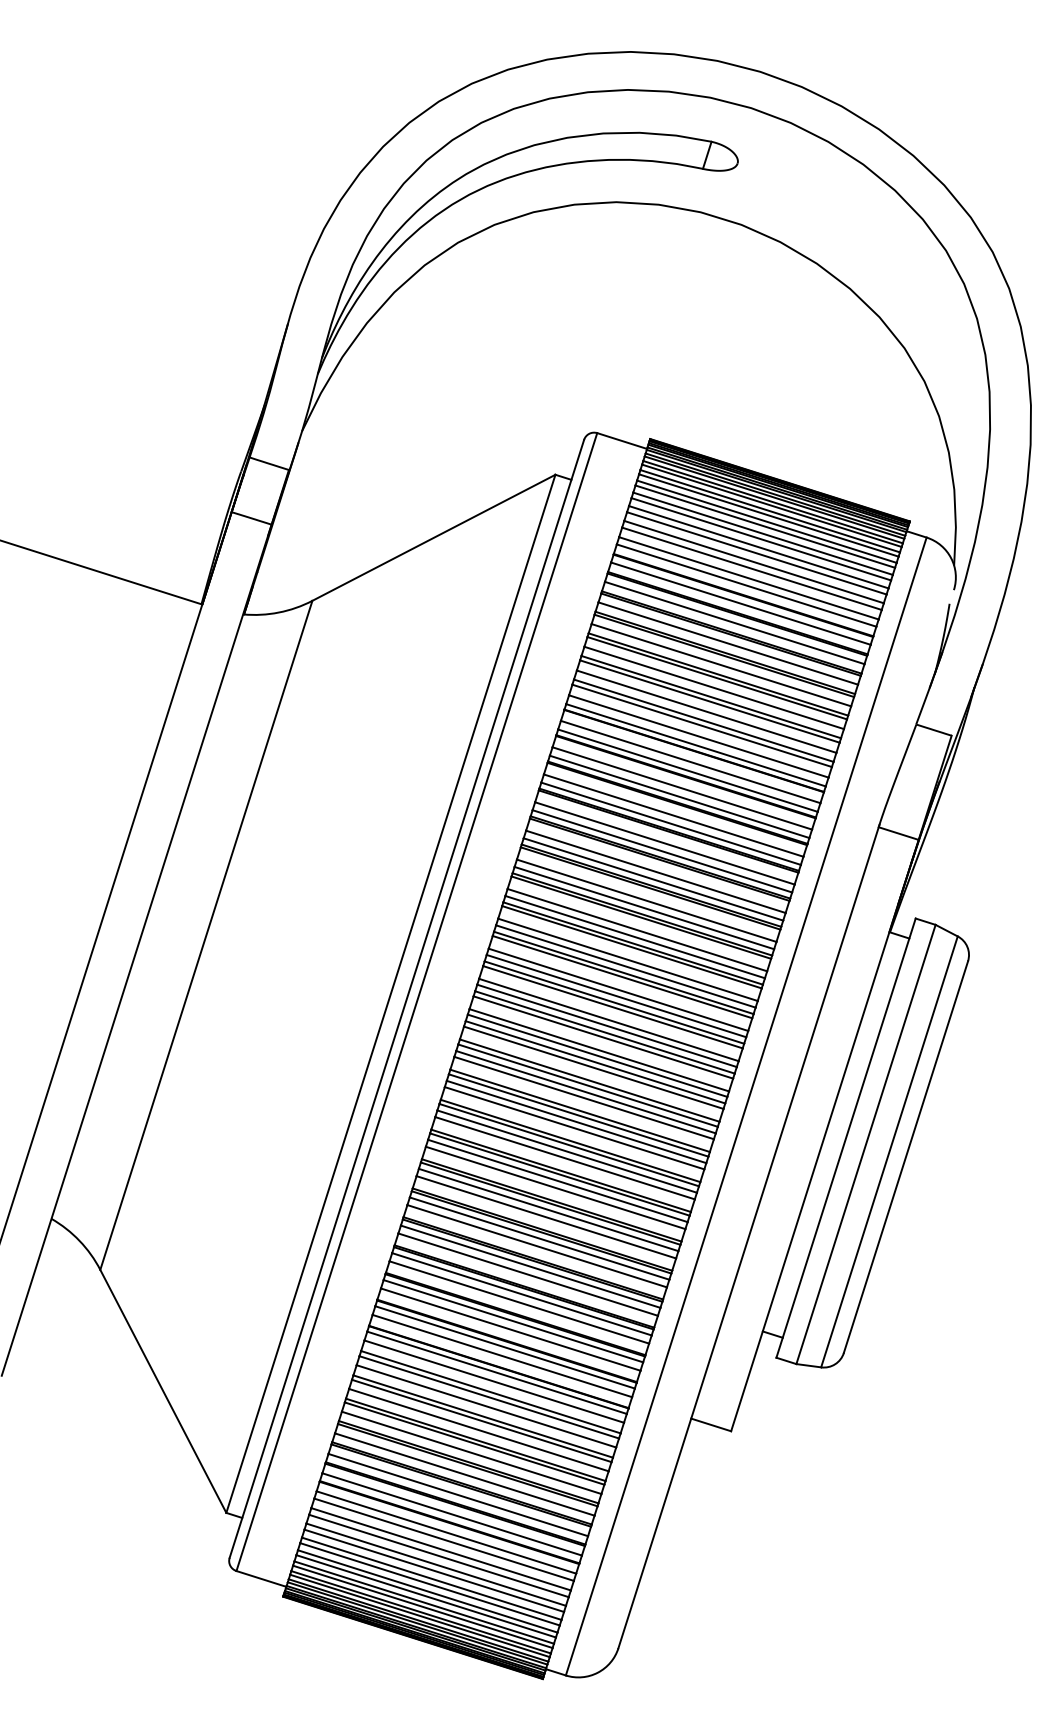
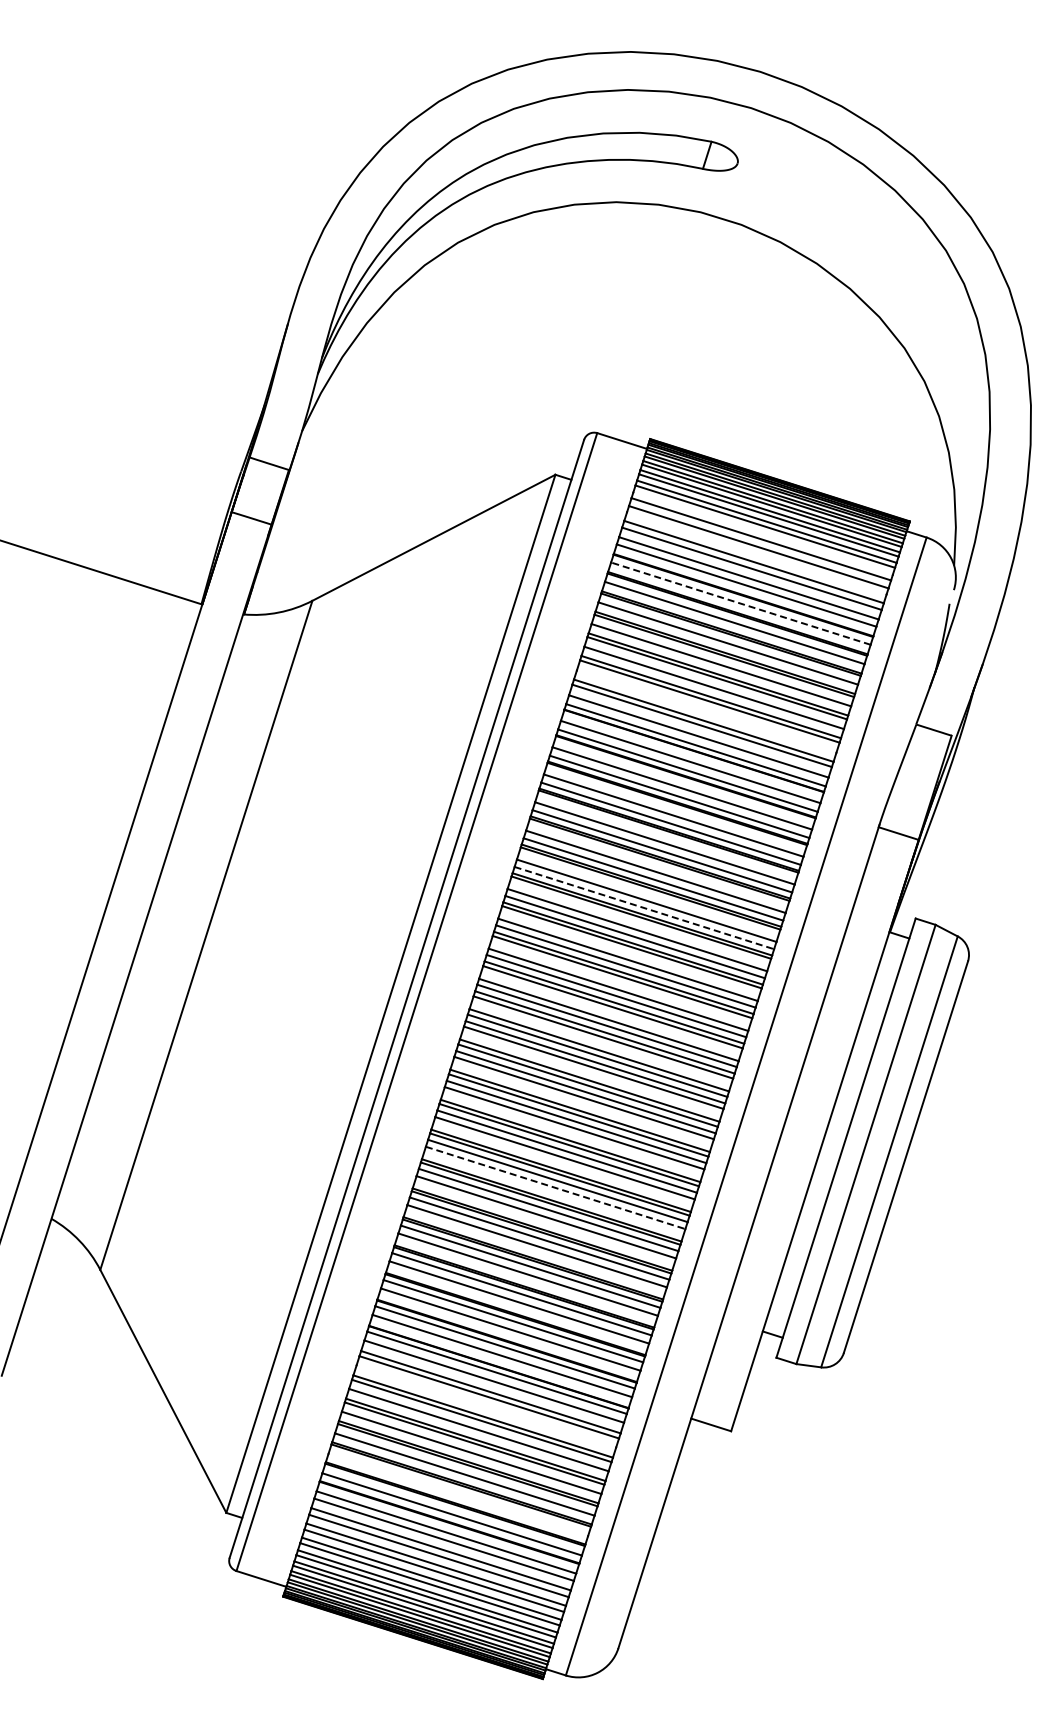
line: present -> none (762, 533)
line: present -> none (756, 553)
line: solid -> dashed (740, 603)
line: present -> none (706, 711)
line: solid -> dashed (644, 908)
line: solid -> dashed (556, 1188)
line: present -> none (486, 1406)
line: present -> none (458, 1494)
